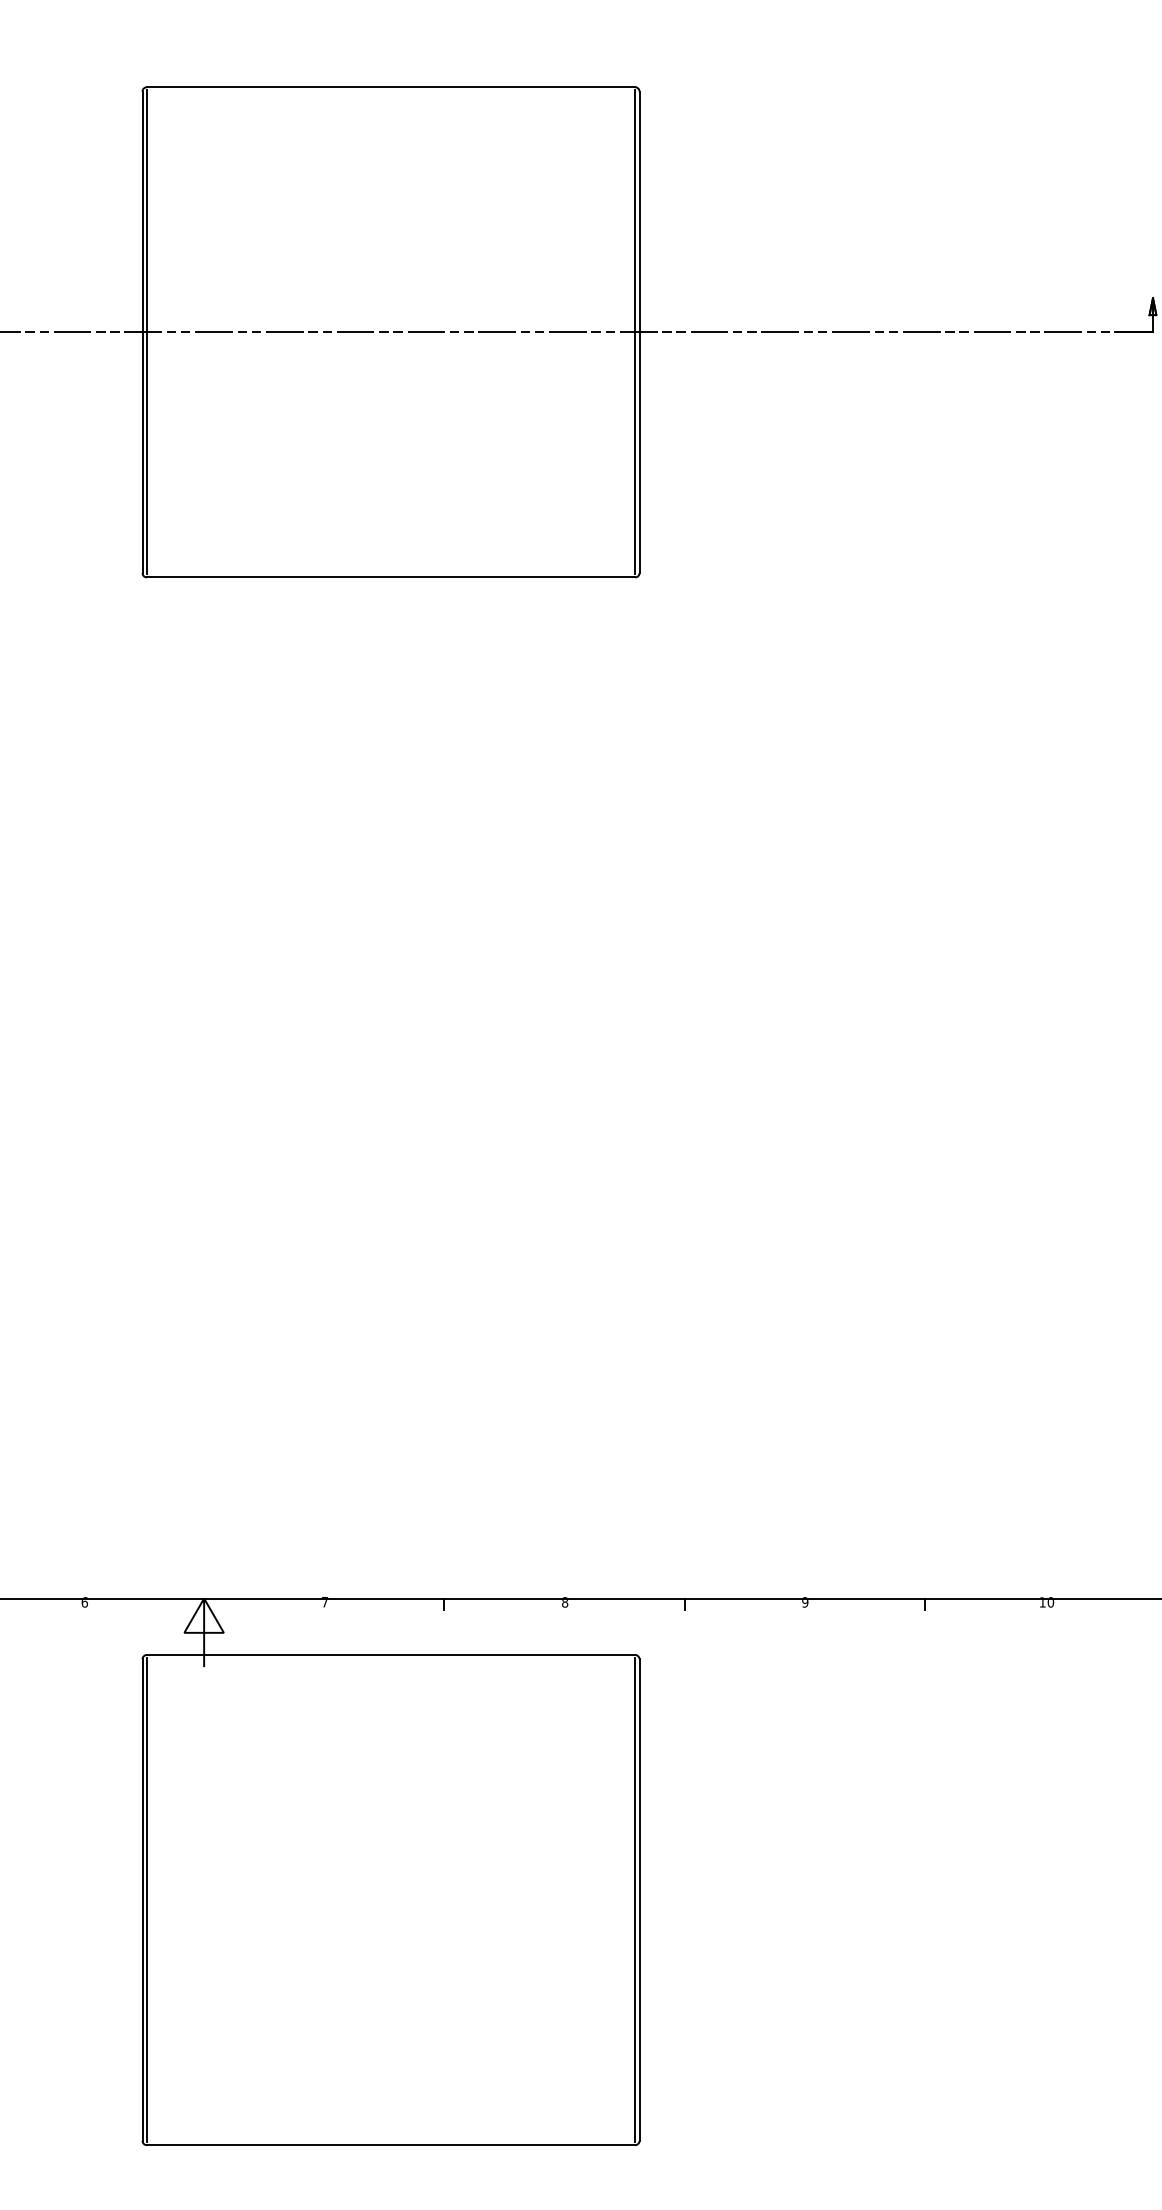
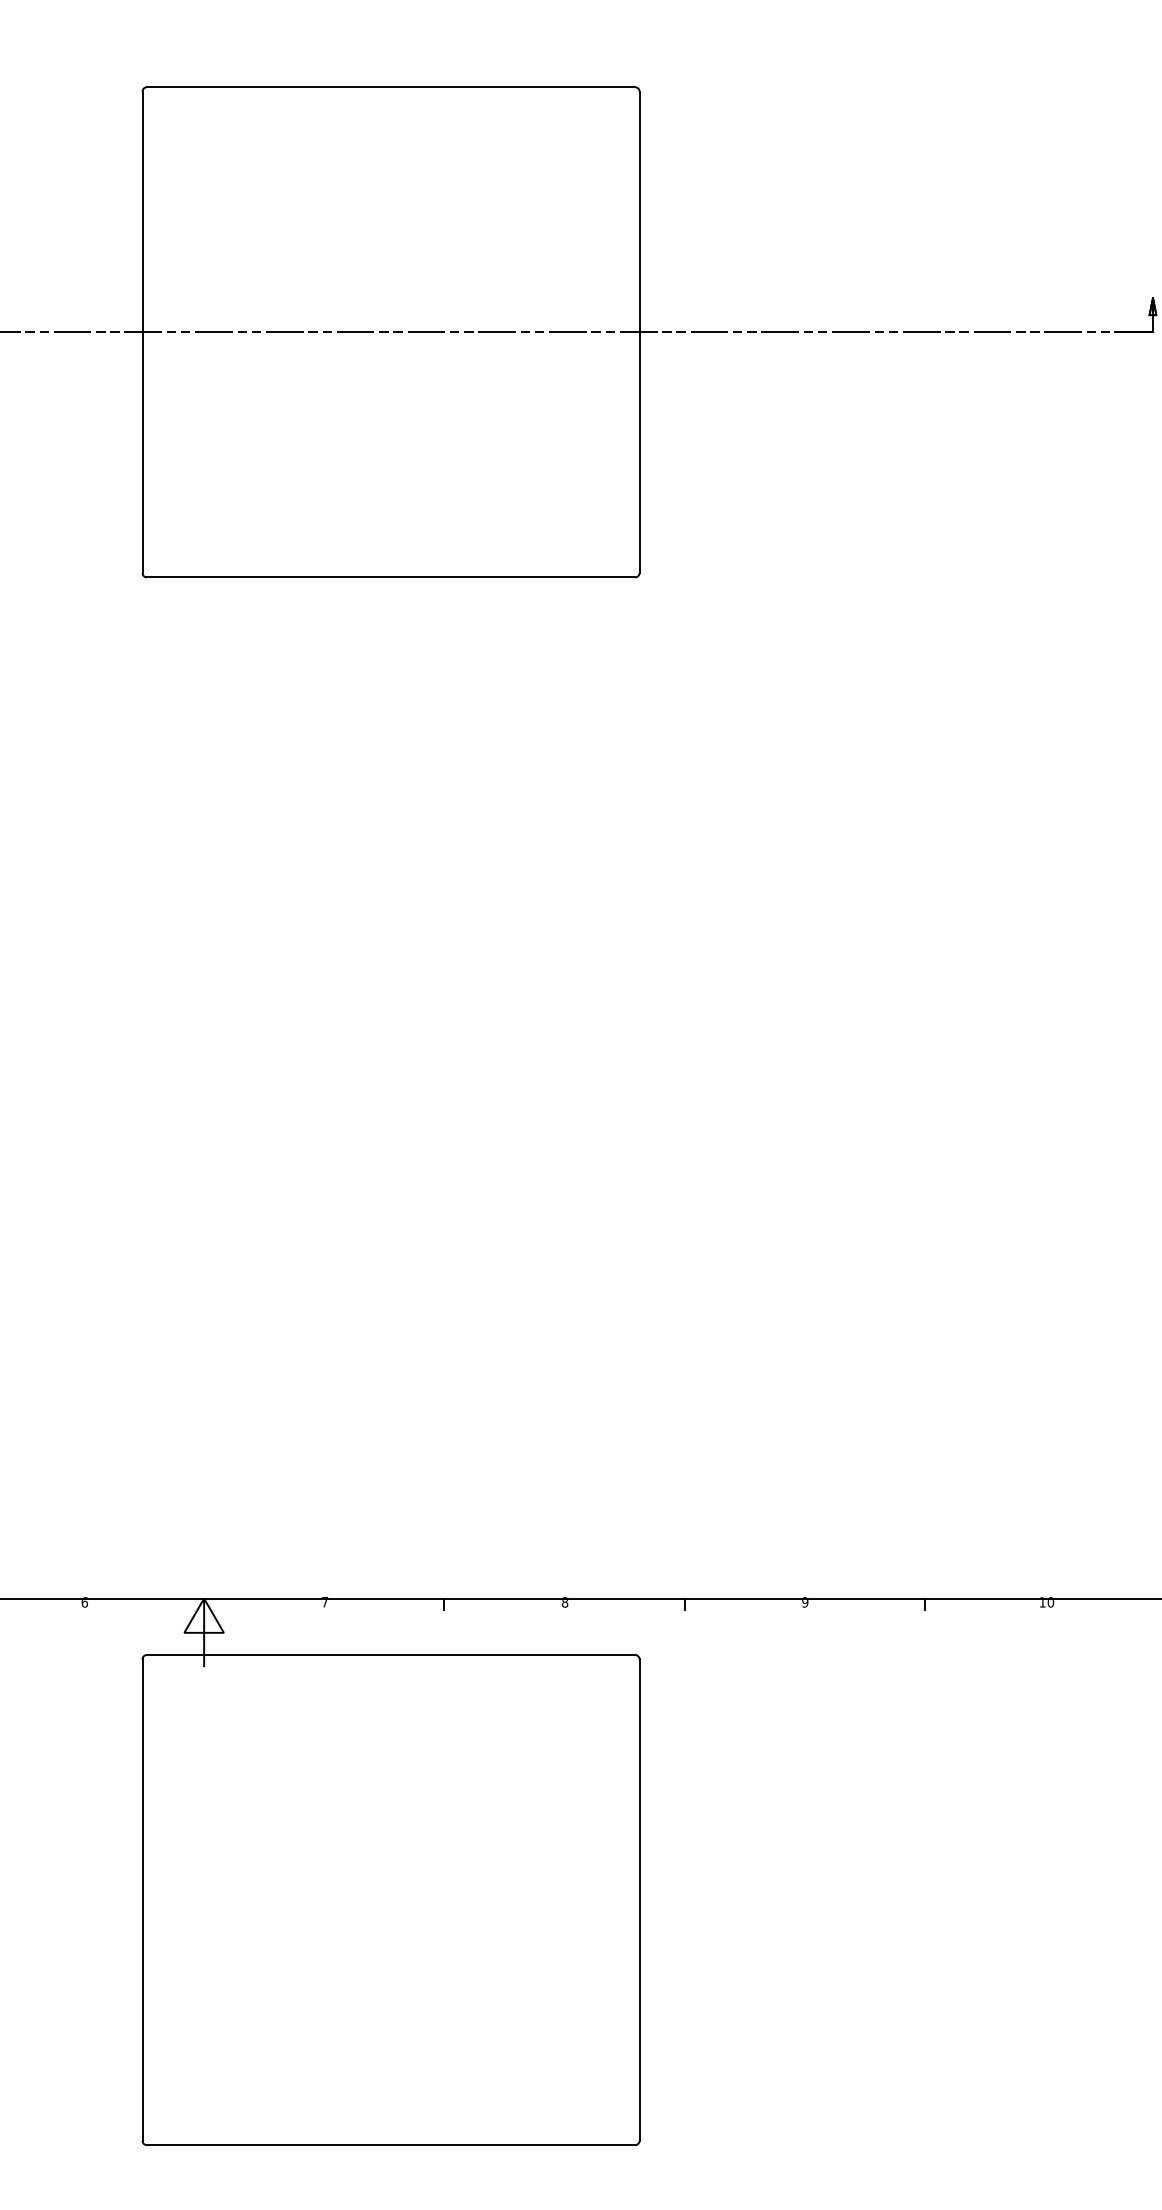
line: present -> none (146, 332)
line: present -> none (635, 332)
line: present -> none (146, 1900)
line: present -> none (635, 1900)
